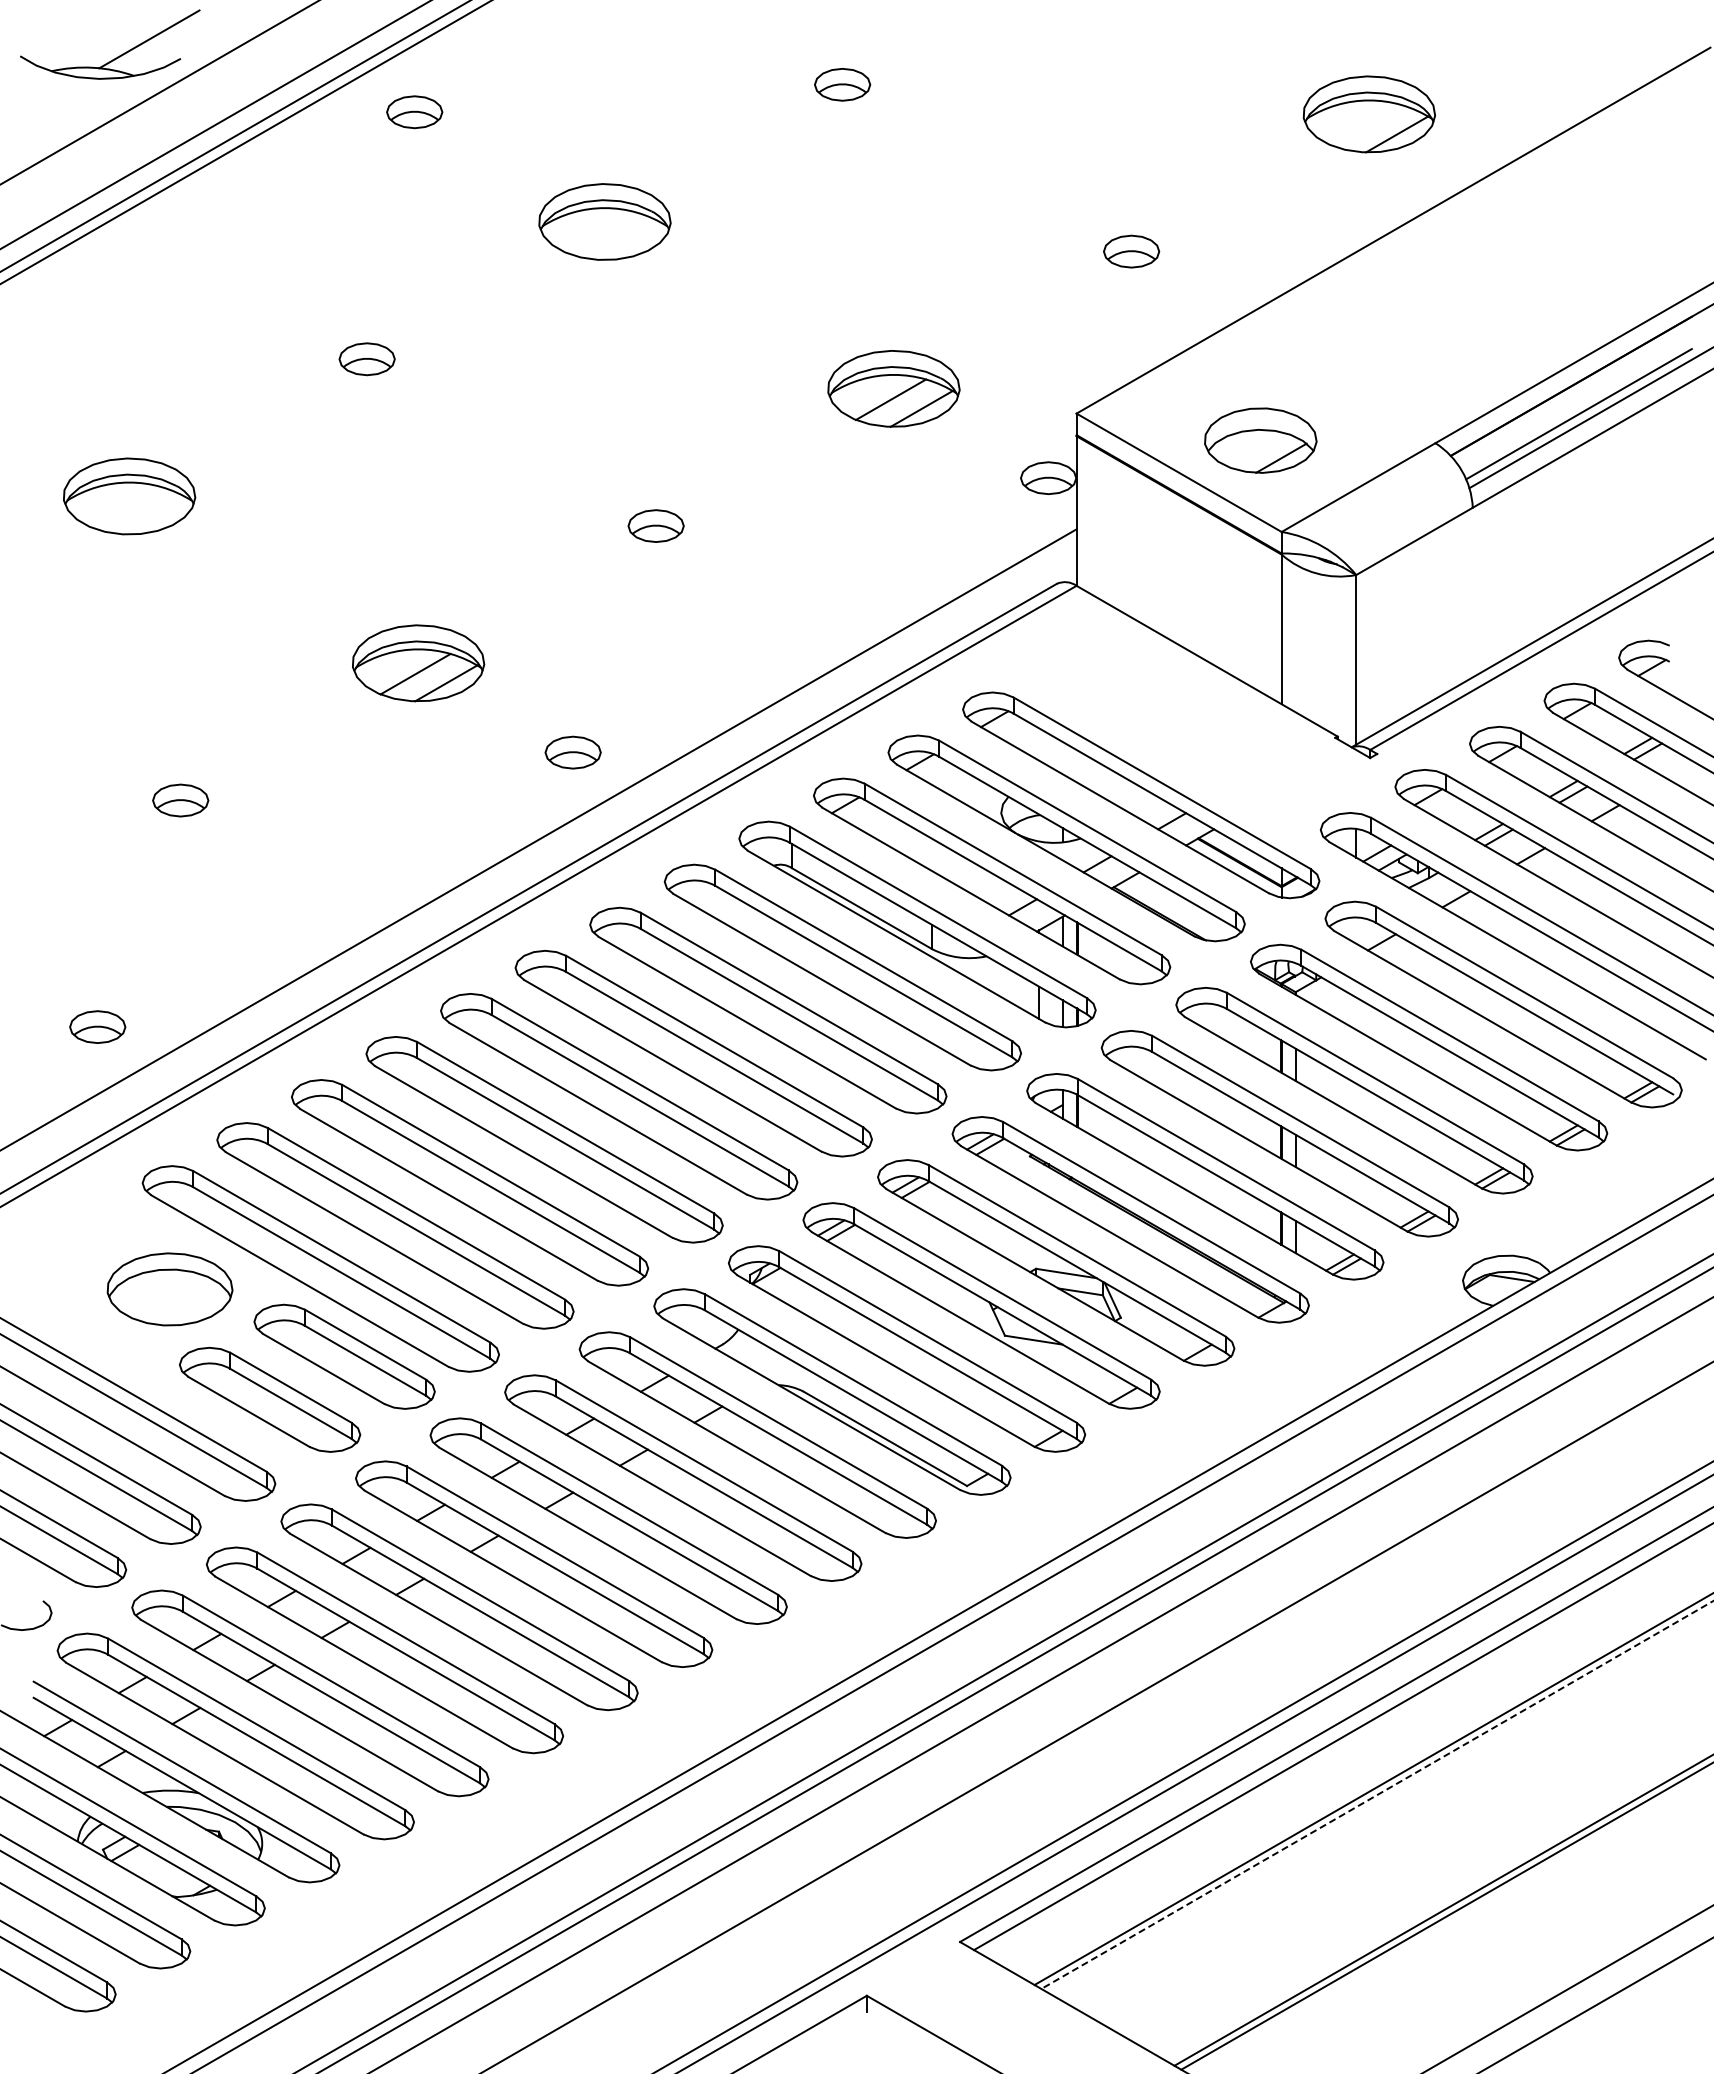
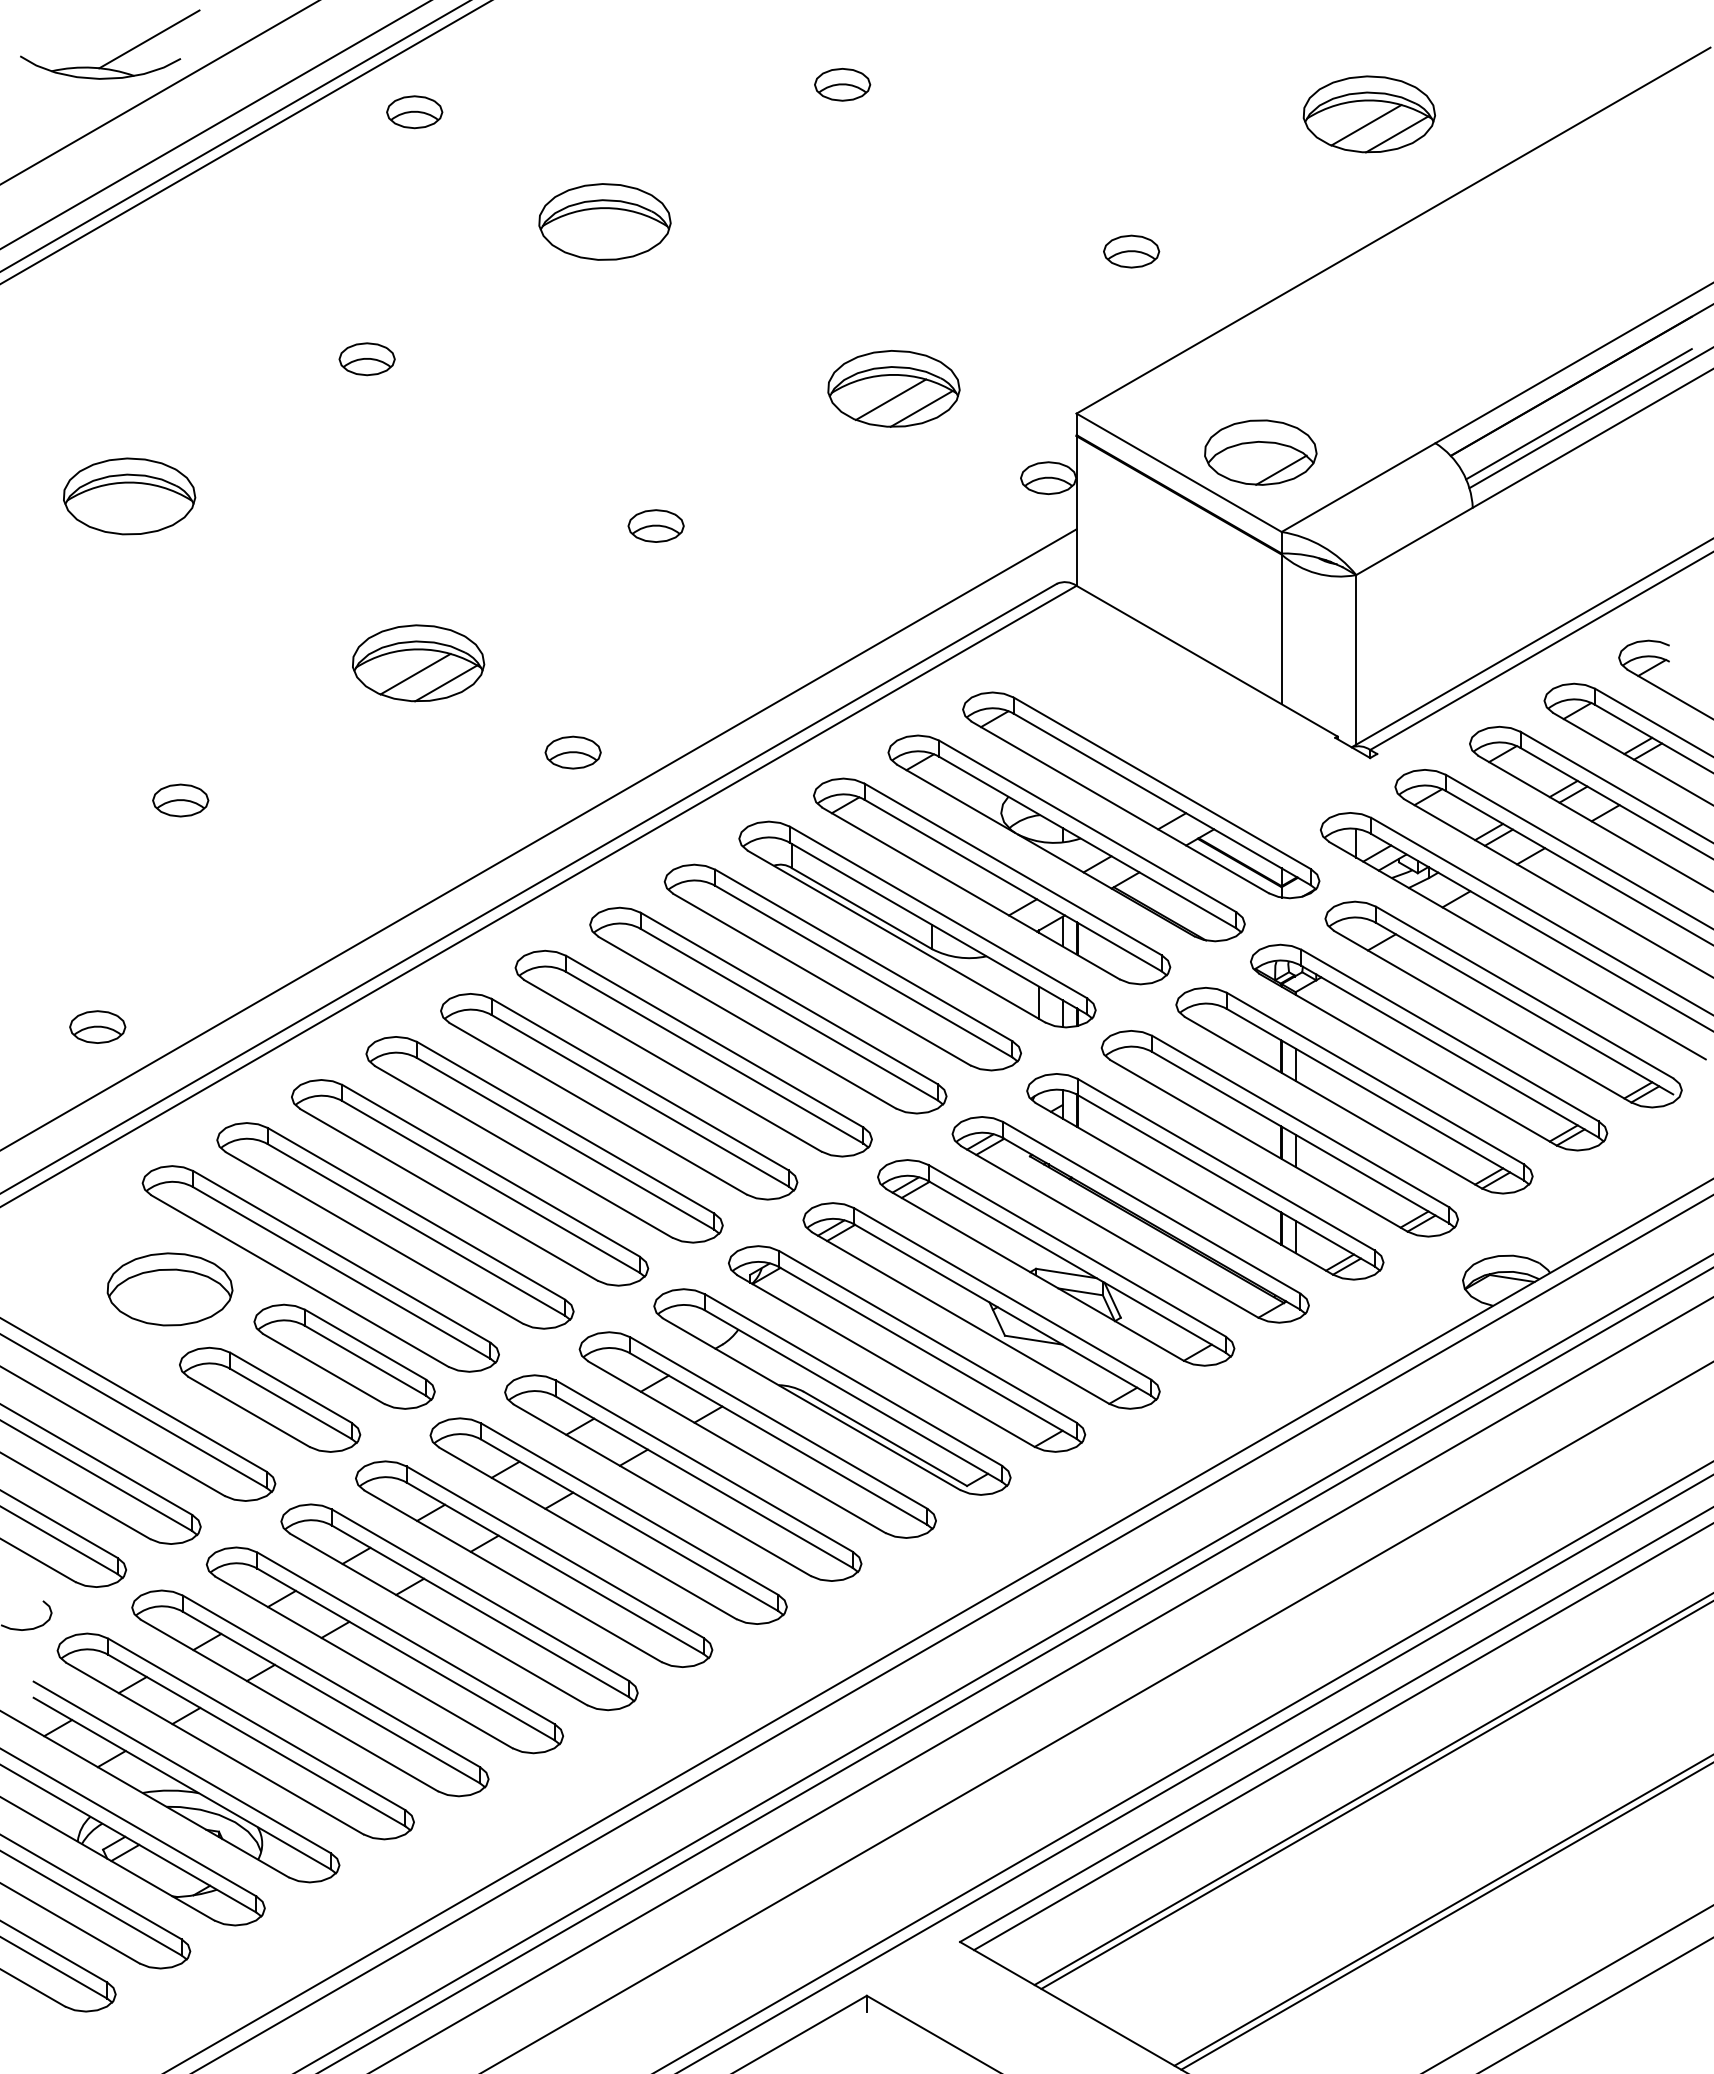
line: none -> present (1366, 125)
part position: (1260, 440) -> (1260, 452) (1260, 452)
line: dashed -> solid (1377, 1794)
